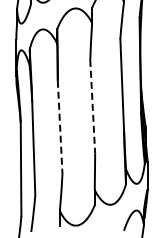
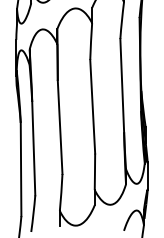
line: dashed -> solid (92, 106)
line: dashed -> solid (60, 127)
